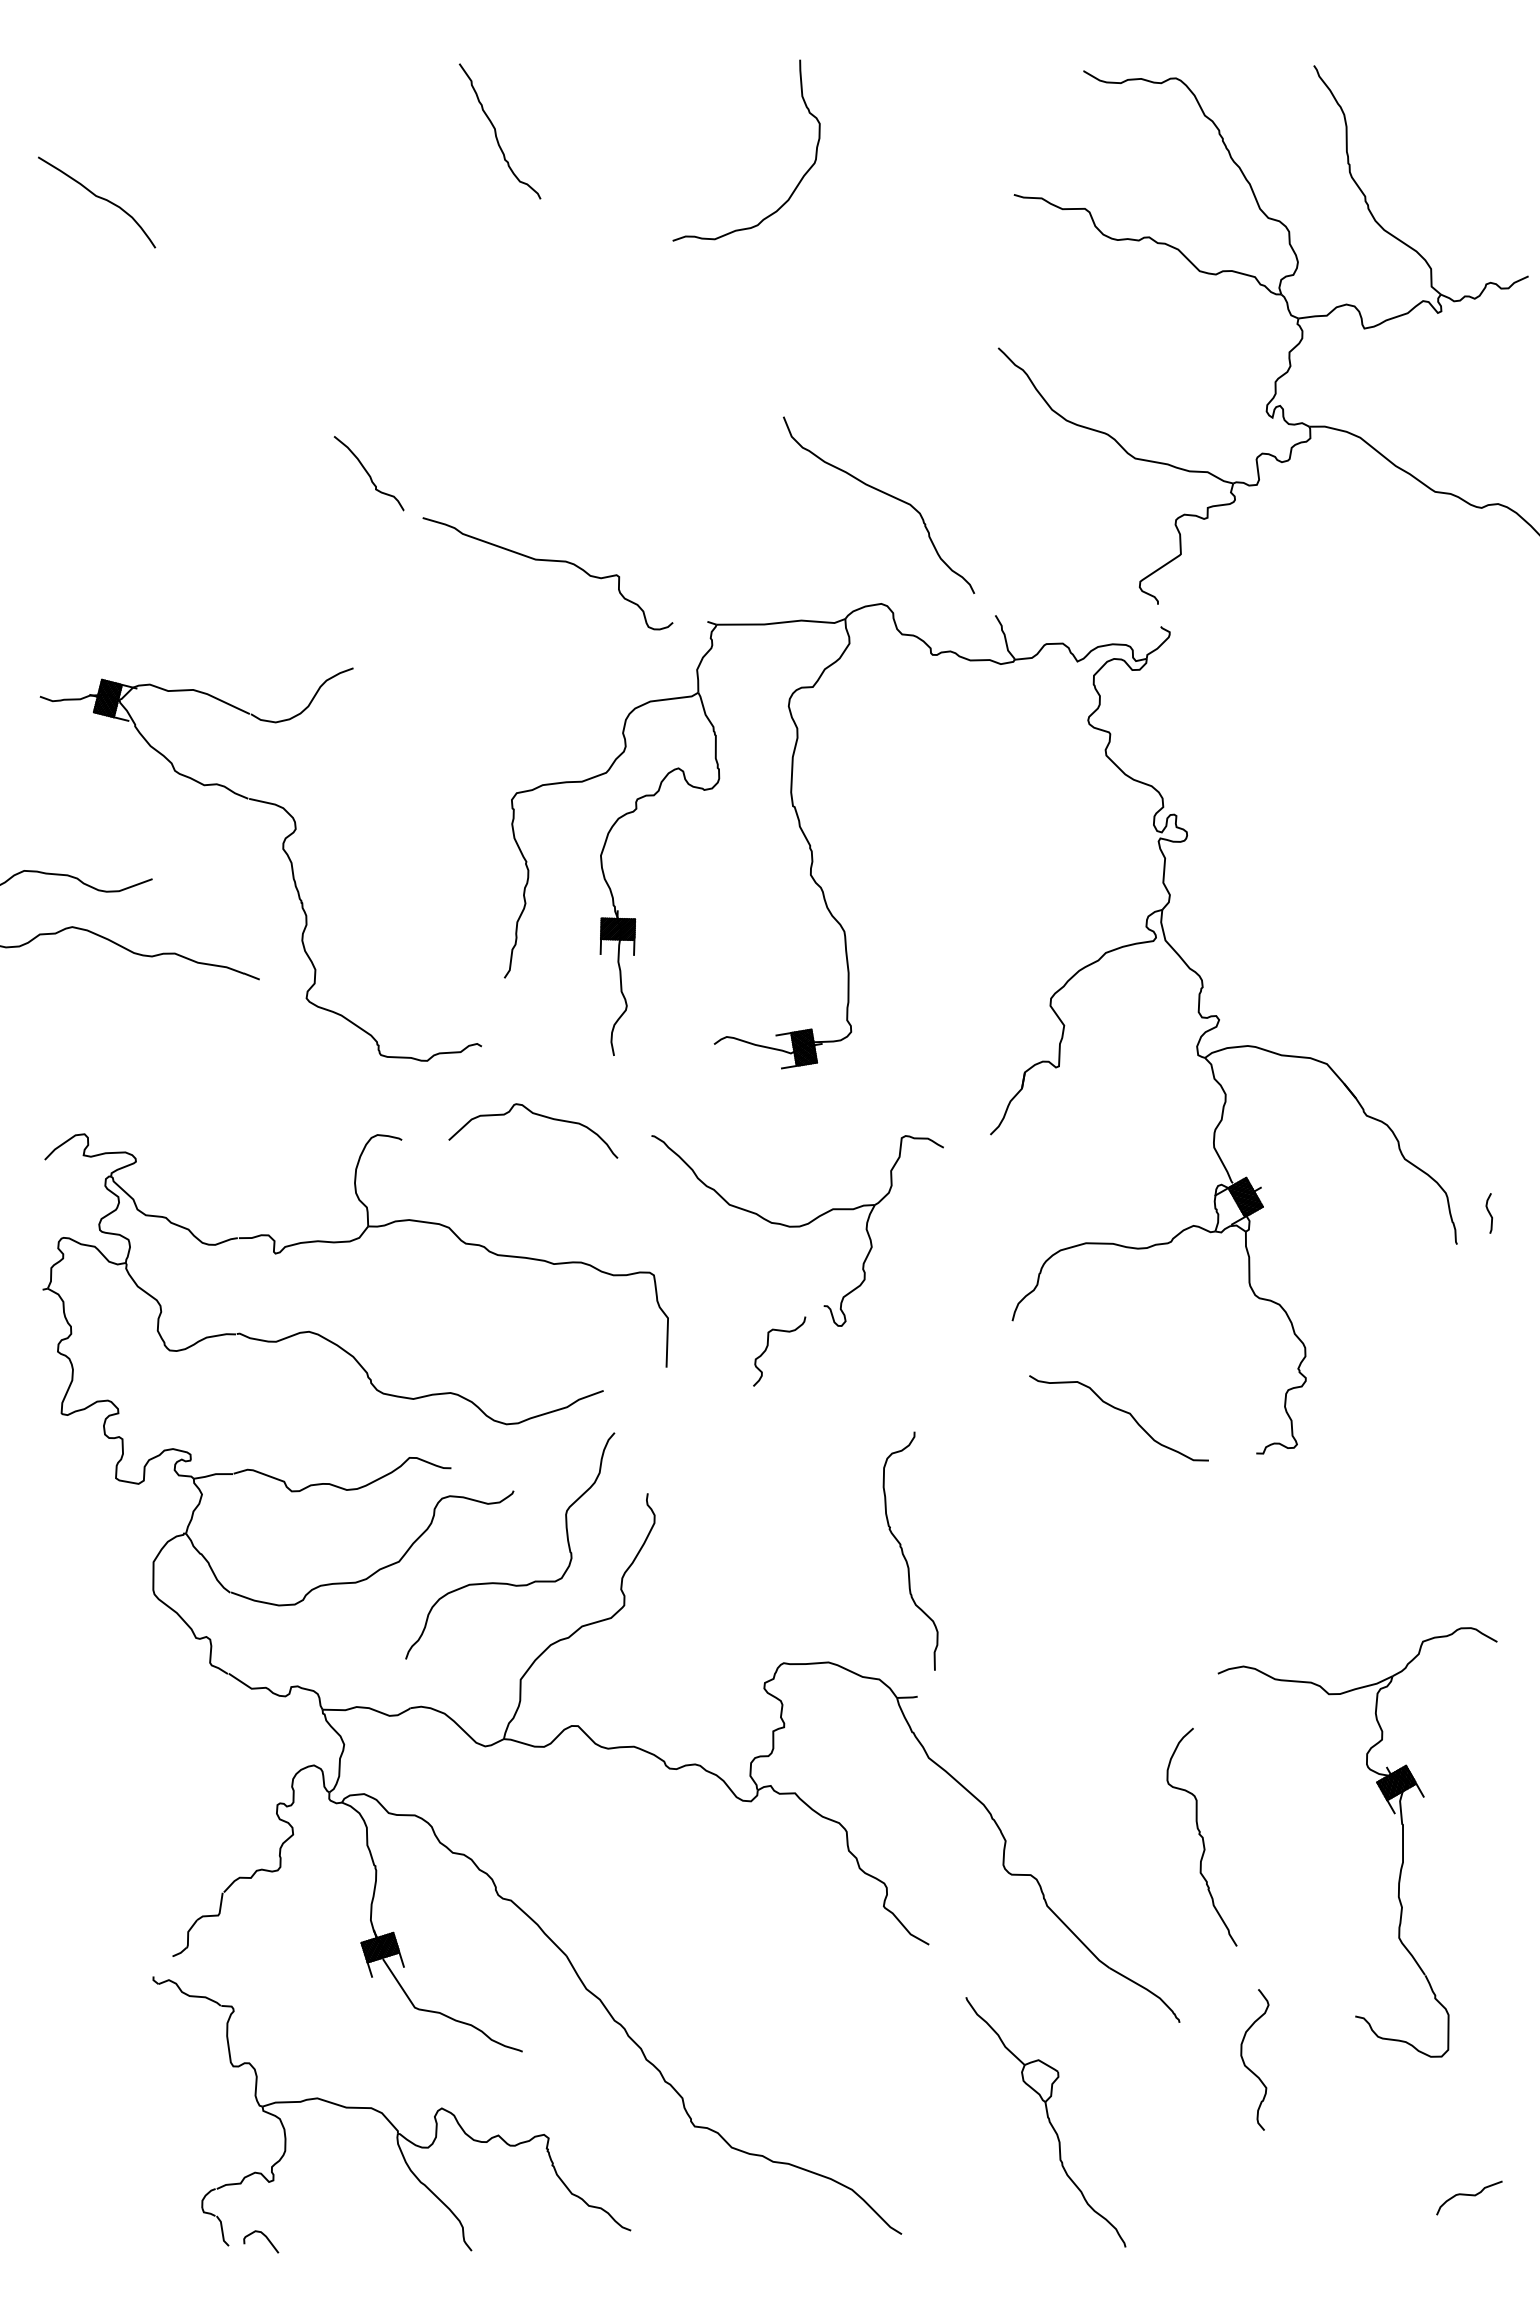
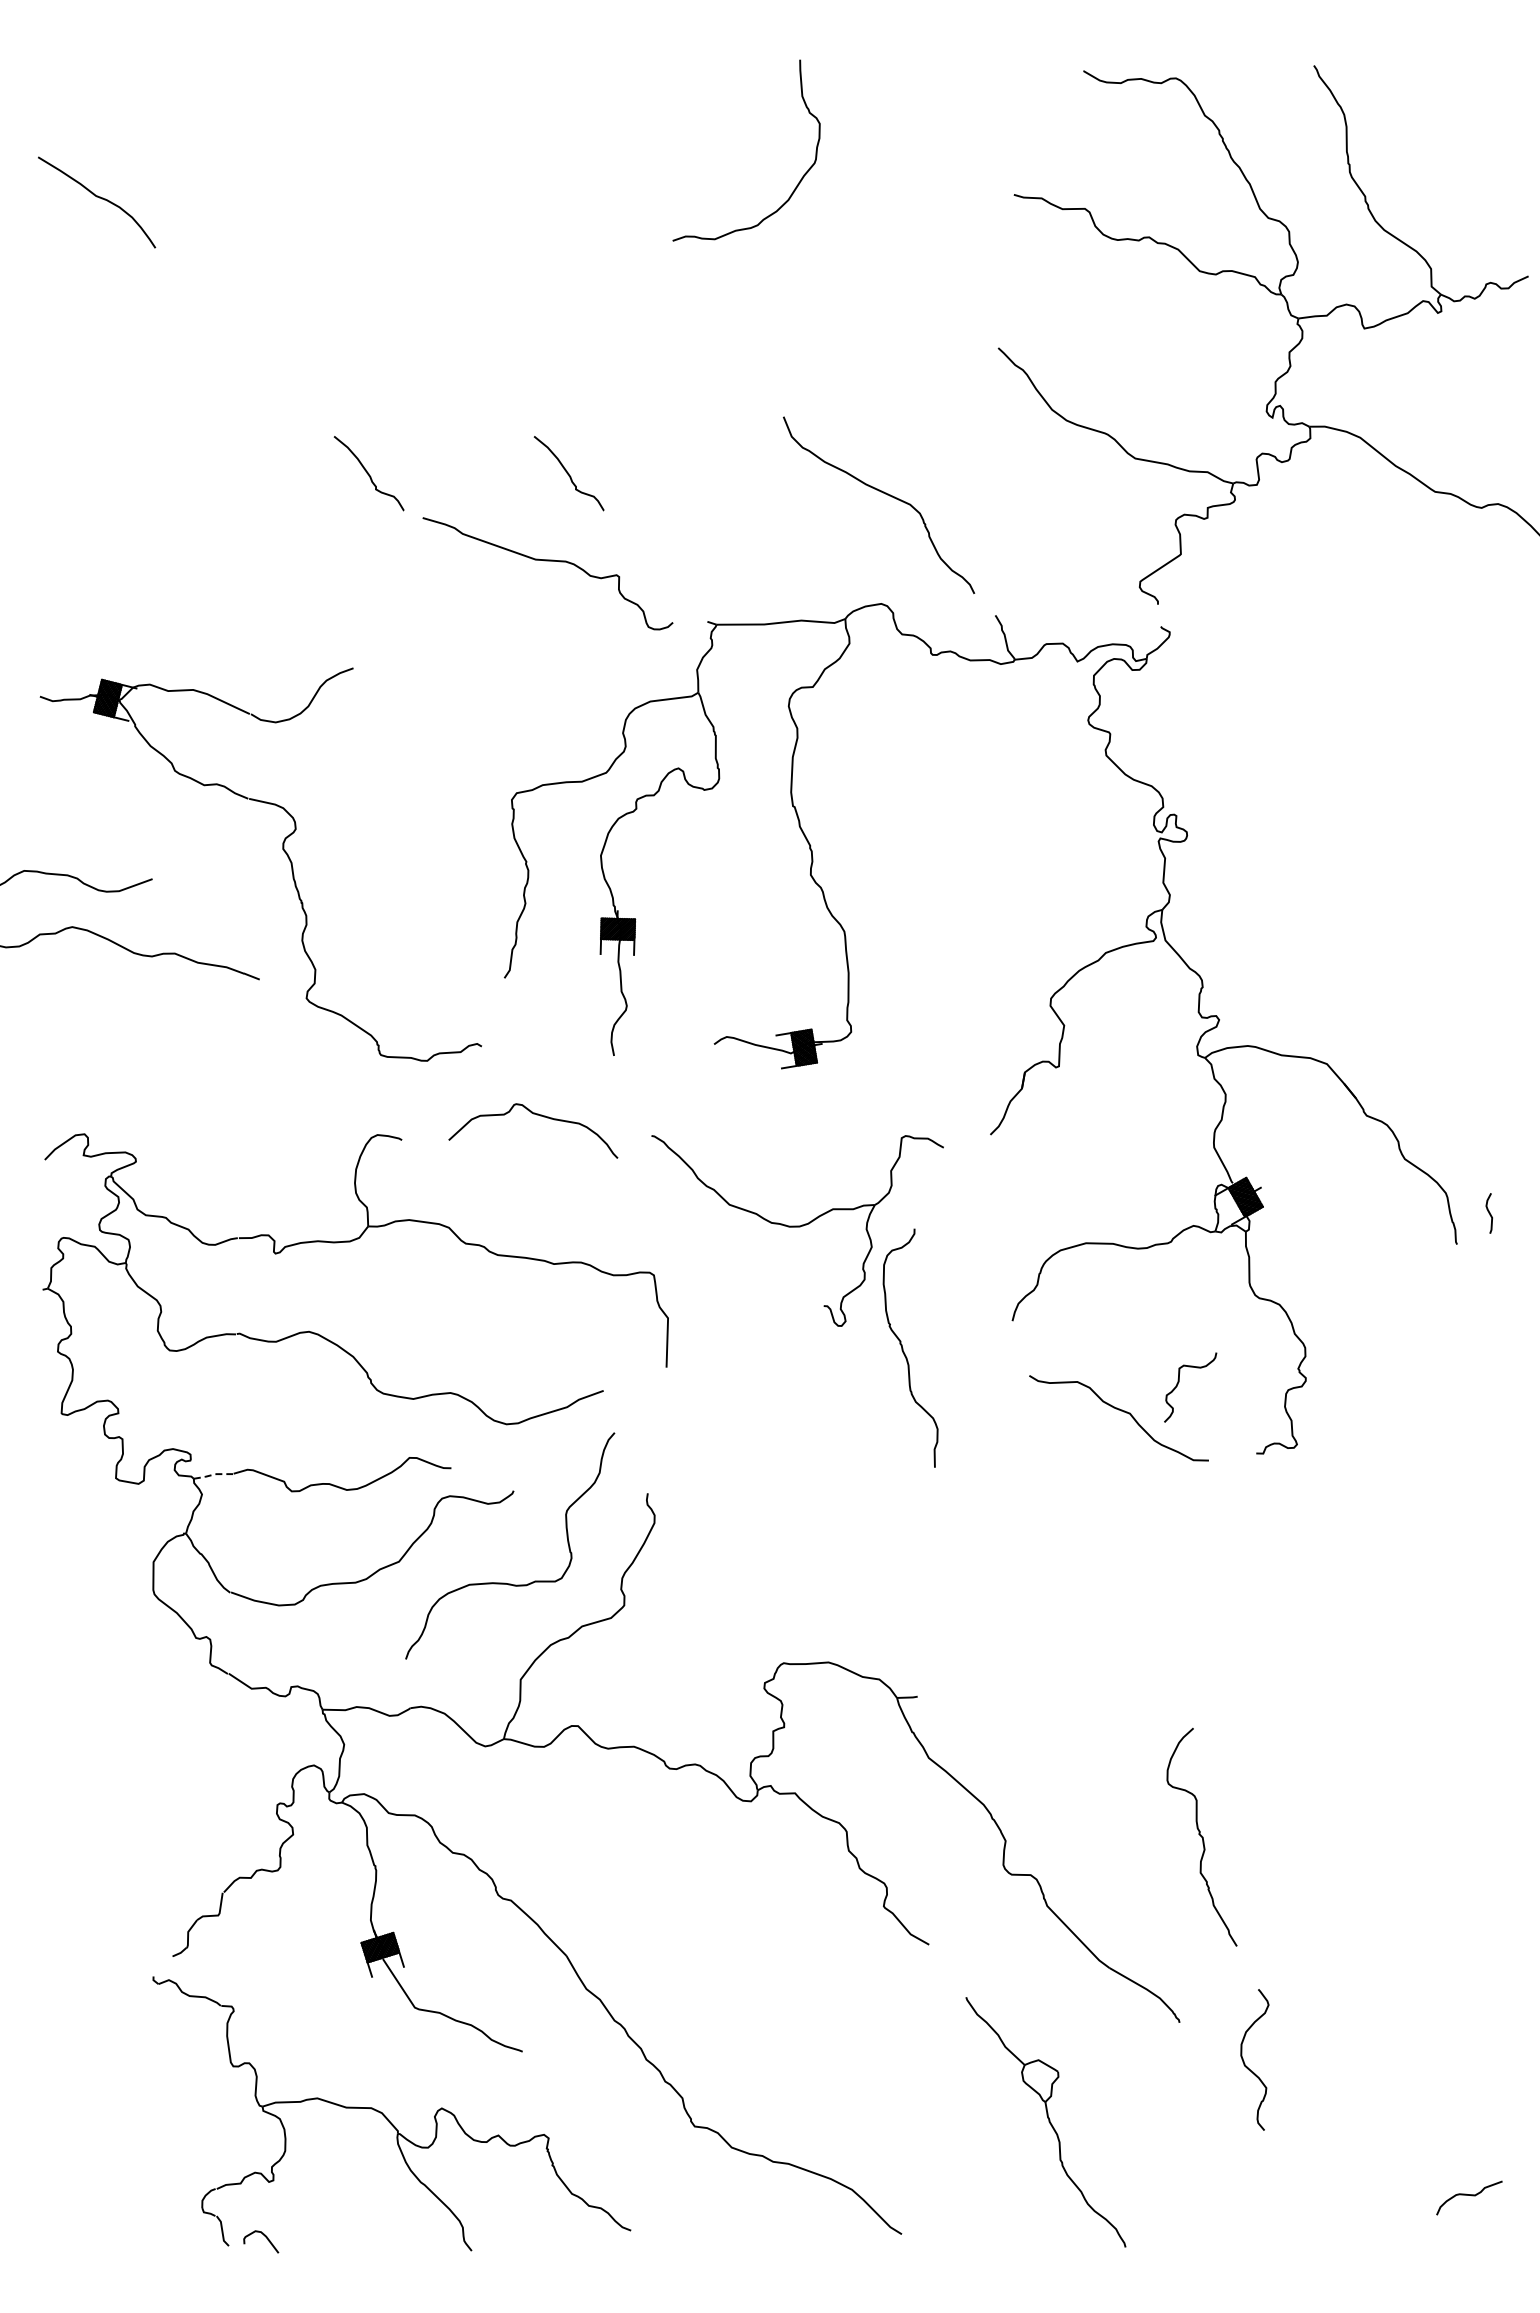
curve: present -> none (496, 131)
curve: none -> present (568, 473)
curve position: (768, 1346) -> (1179, 1382) (1179, 1382)
line: solid -> dashed (213, 1474)
curve position: (903, 1551) -> (903, 1348) (903, 1348)
part: present -> none (1402, 1842)
